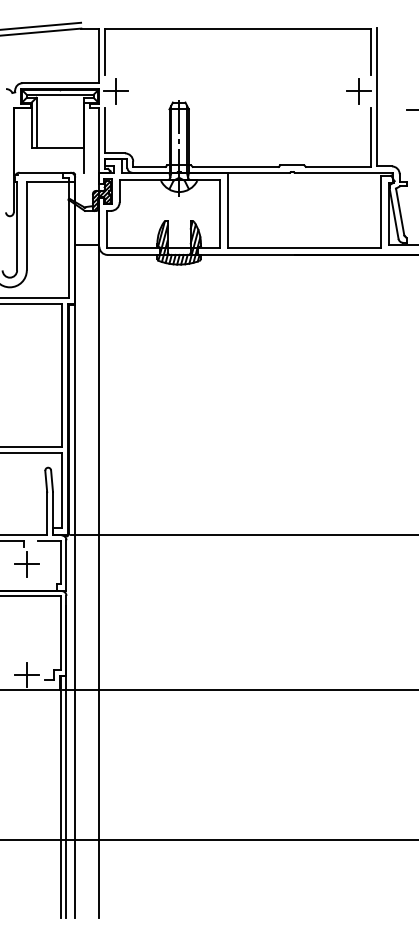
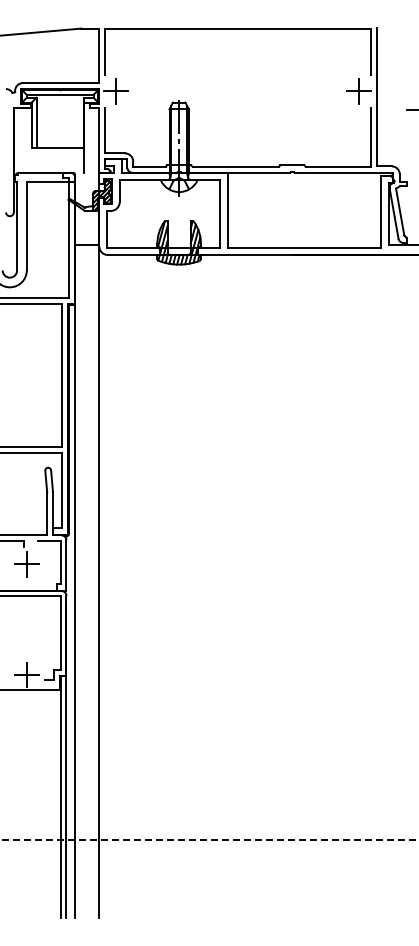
line: present -> none (41, 25)
line: present -> none (243, 535)
line: present -> none (239, 690)
line: solid -> dashed (209, 839)
